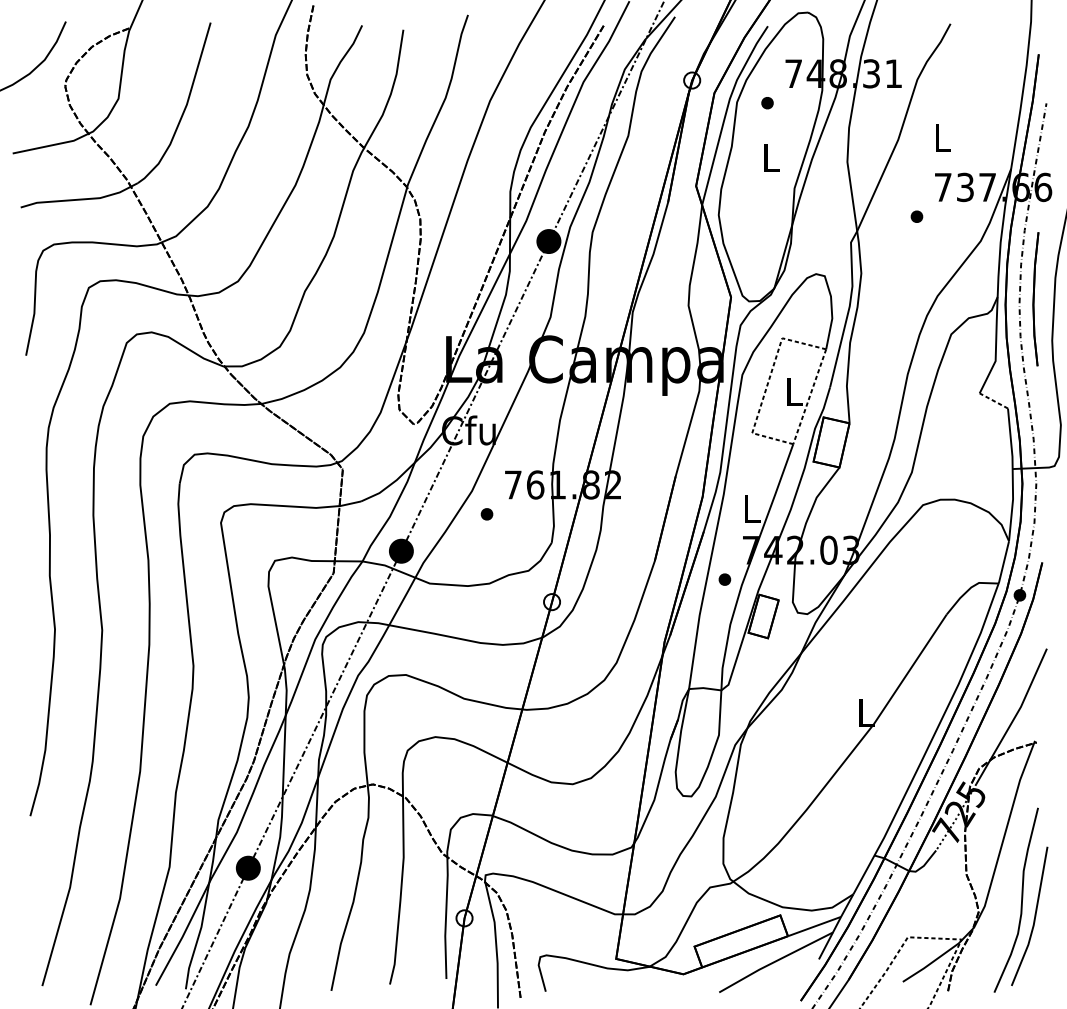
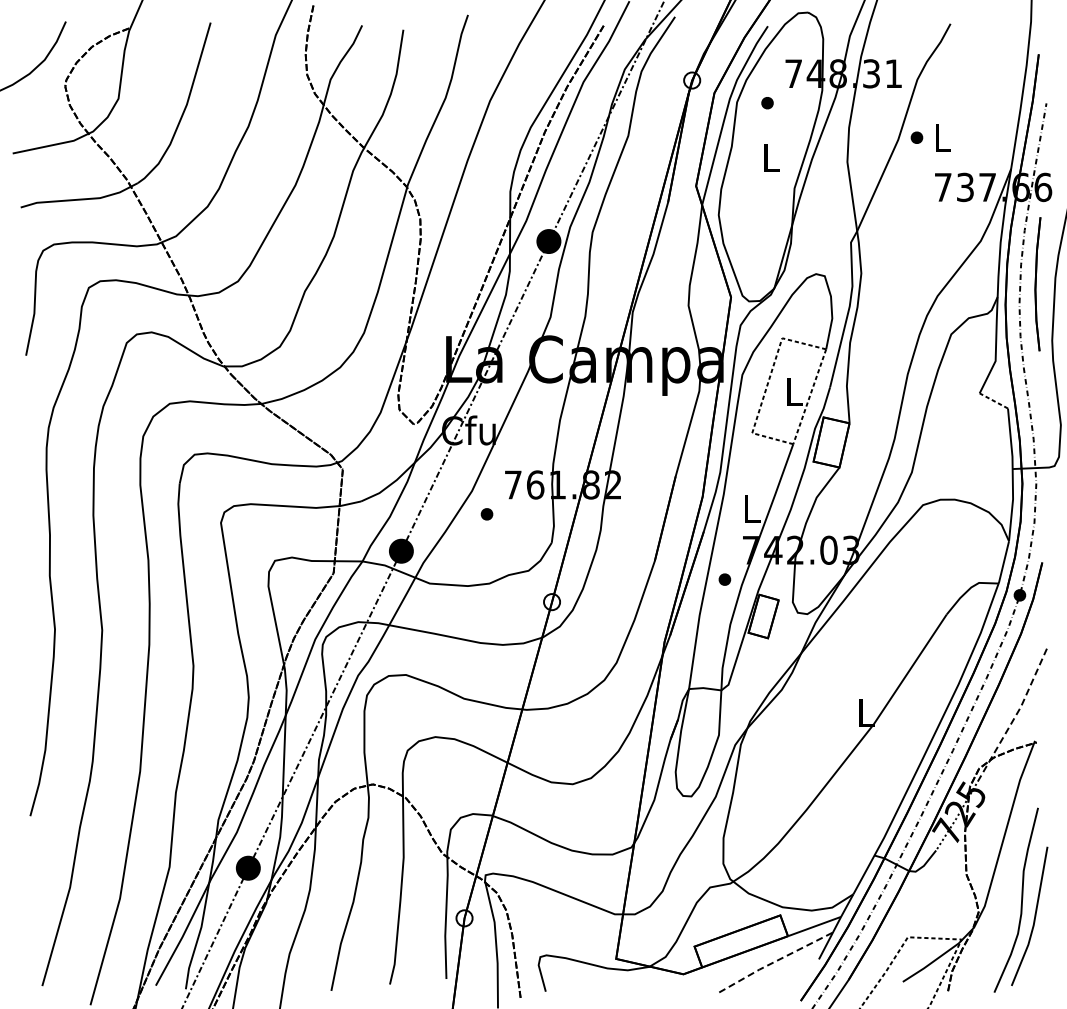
part position: (916, 216) -> (916, 137) (916, 137)
part position: (1035, 299) -> (1037, 284) (1037, 284)
line: solid -> dashed (1014, 718)
line: solid -> dashed (775, 961)
